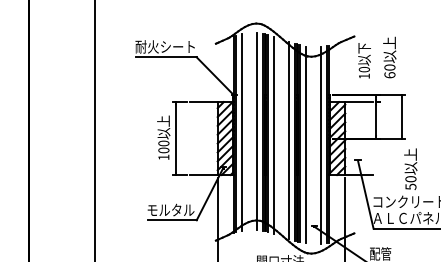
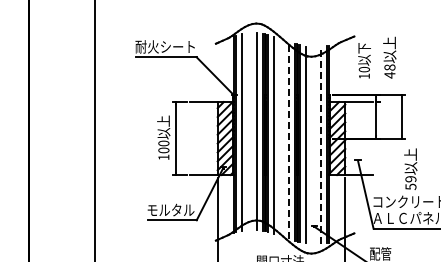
text: 60 -> 48 (389, 71)
line: solid -> dashed (288, 139)
line: solid -> dashed (320, 145)
text: 50 -> 59 (410, 179)
